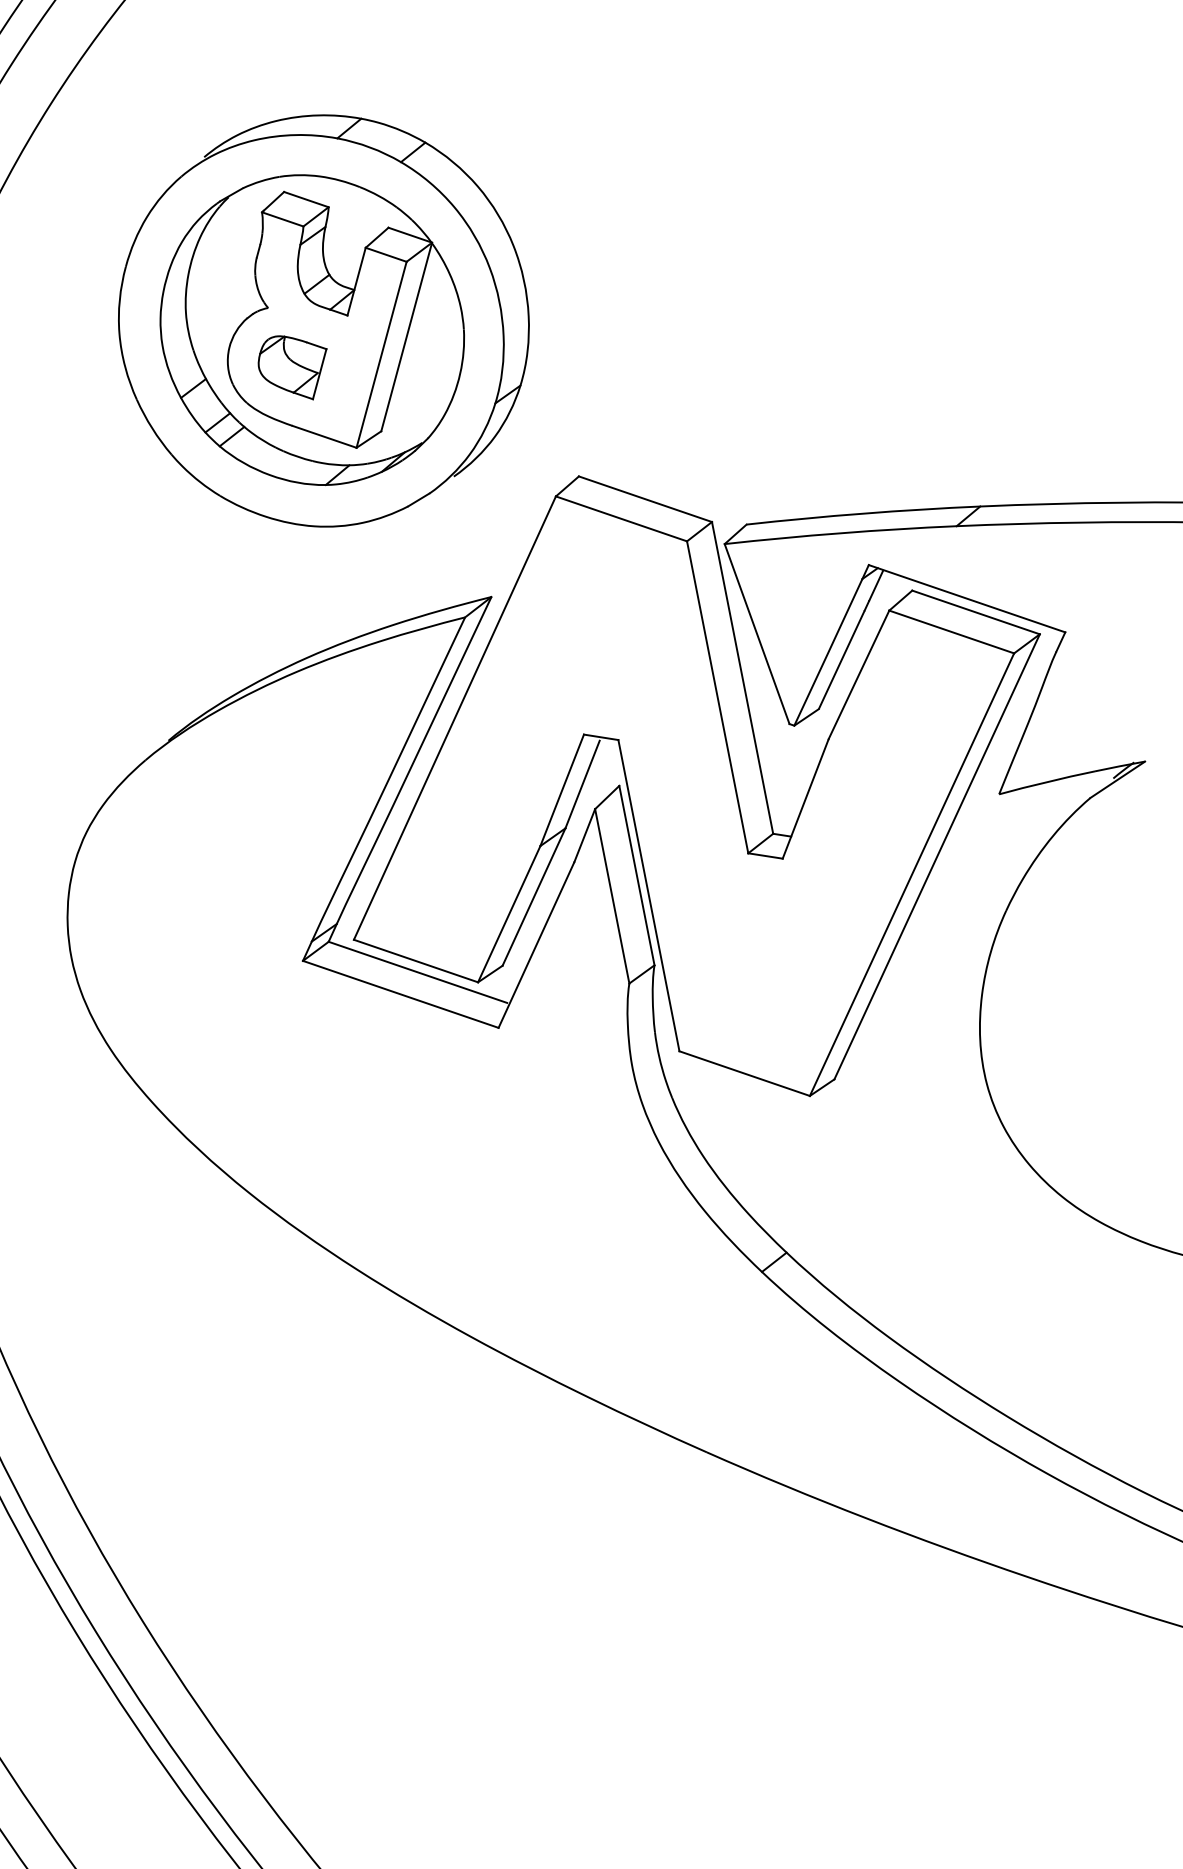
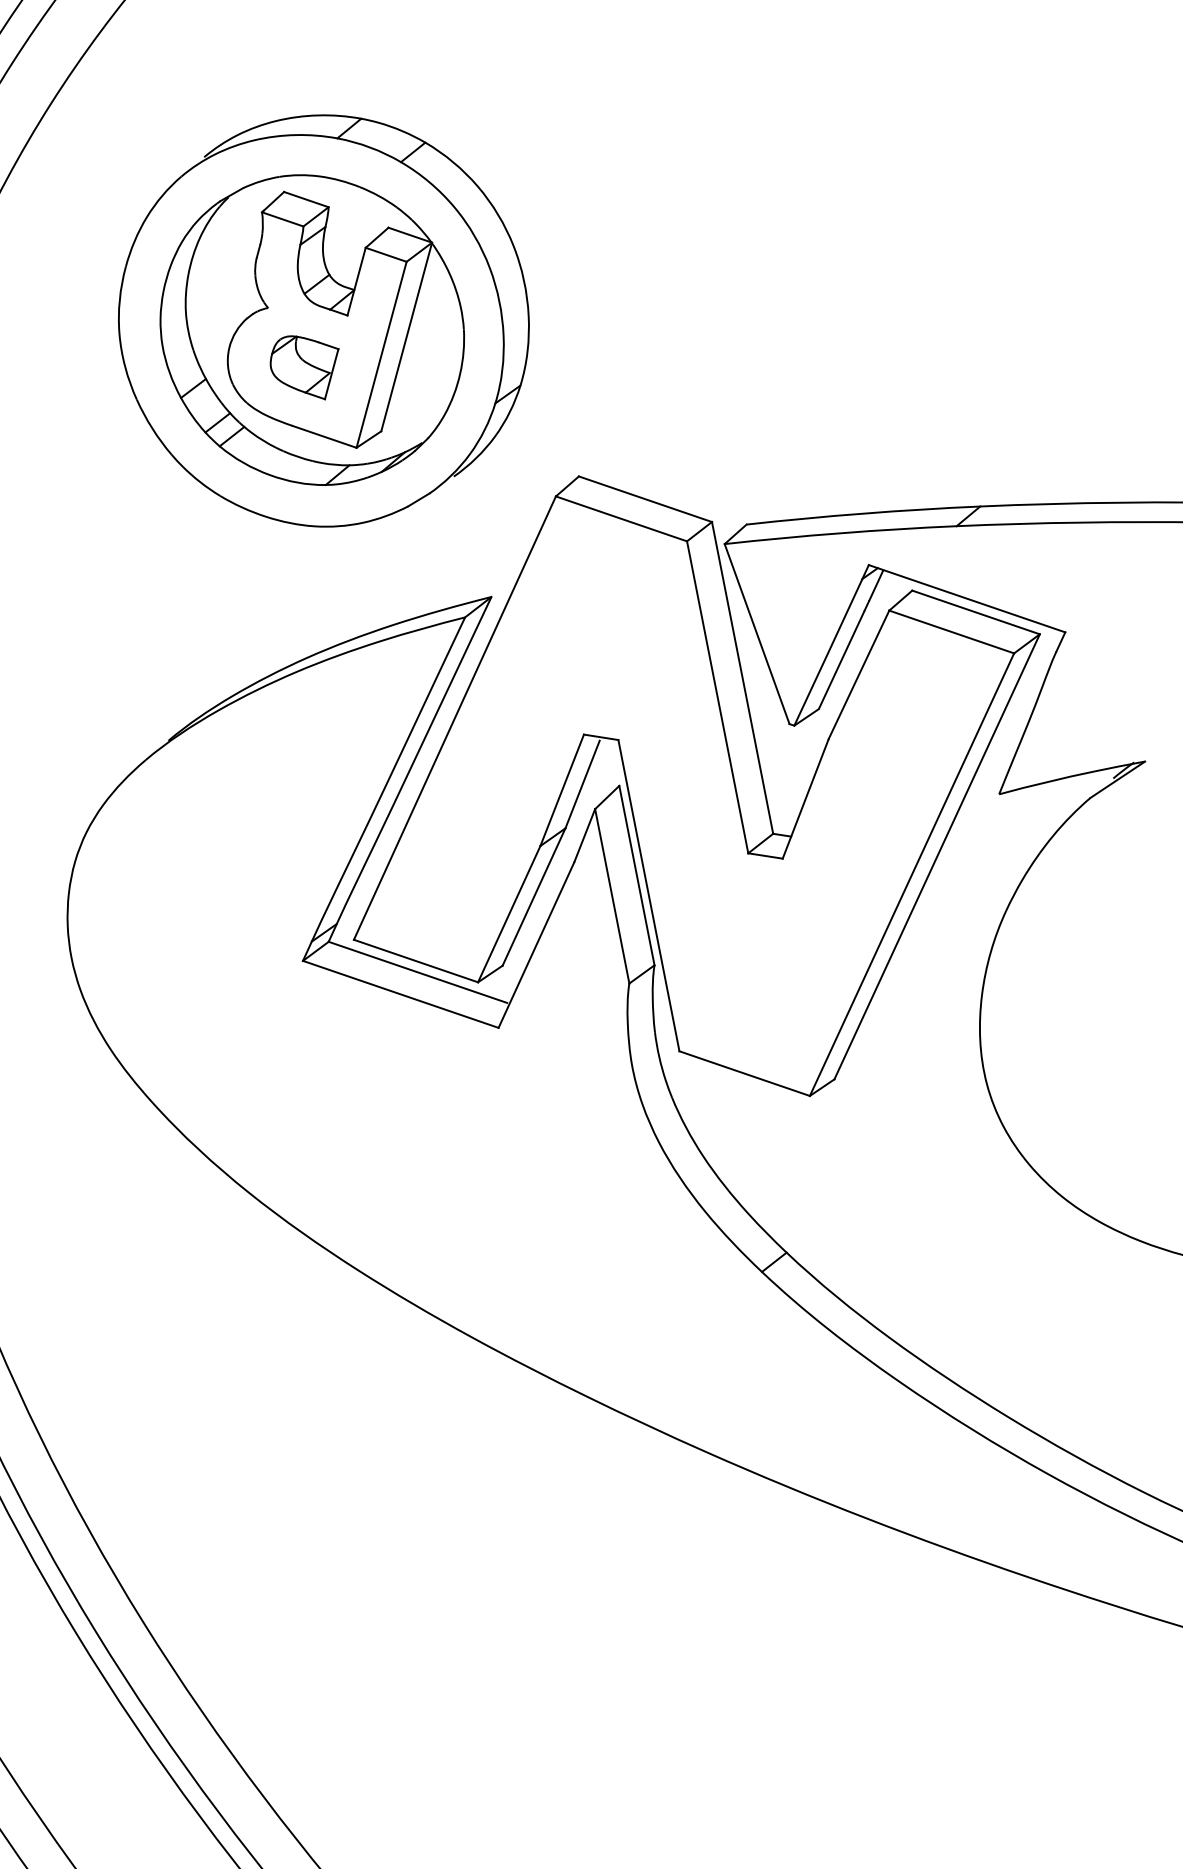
part position: (292, 367) -> (304, 367) (304, 367)
